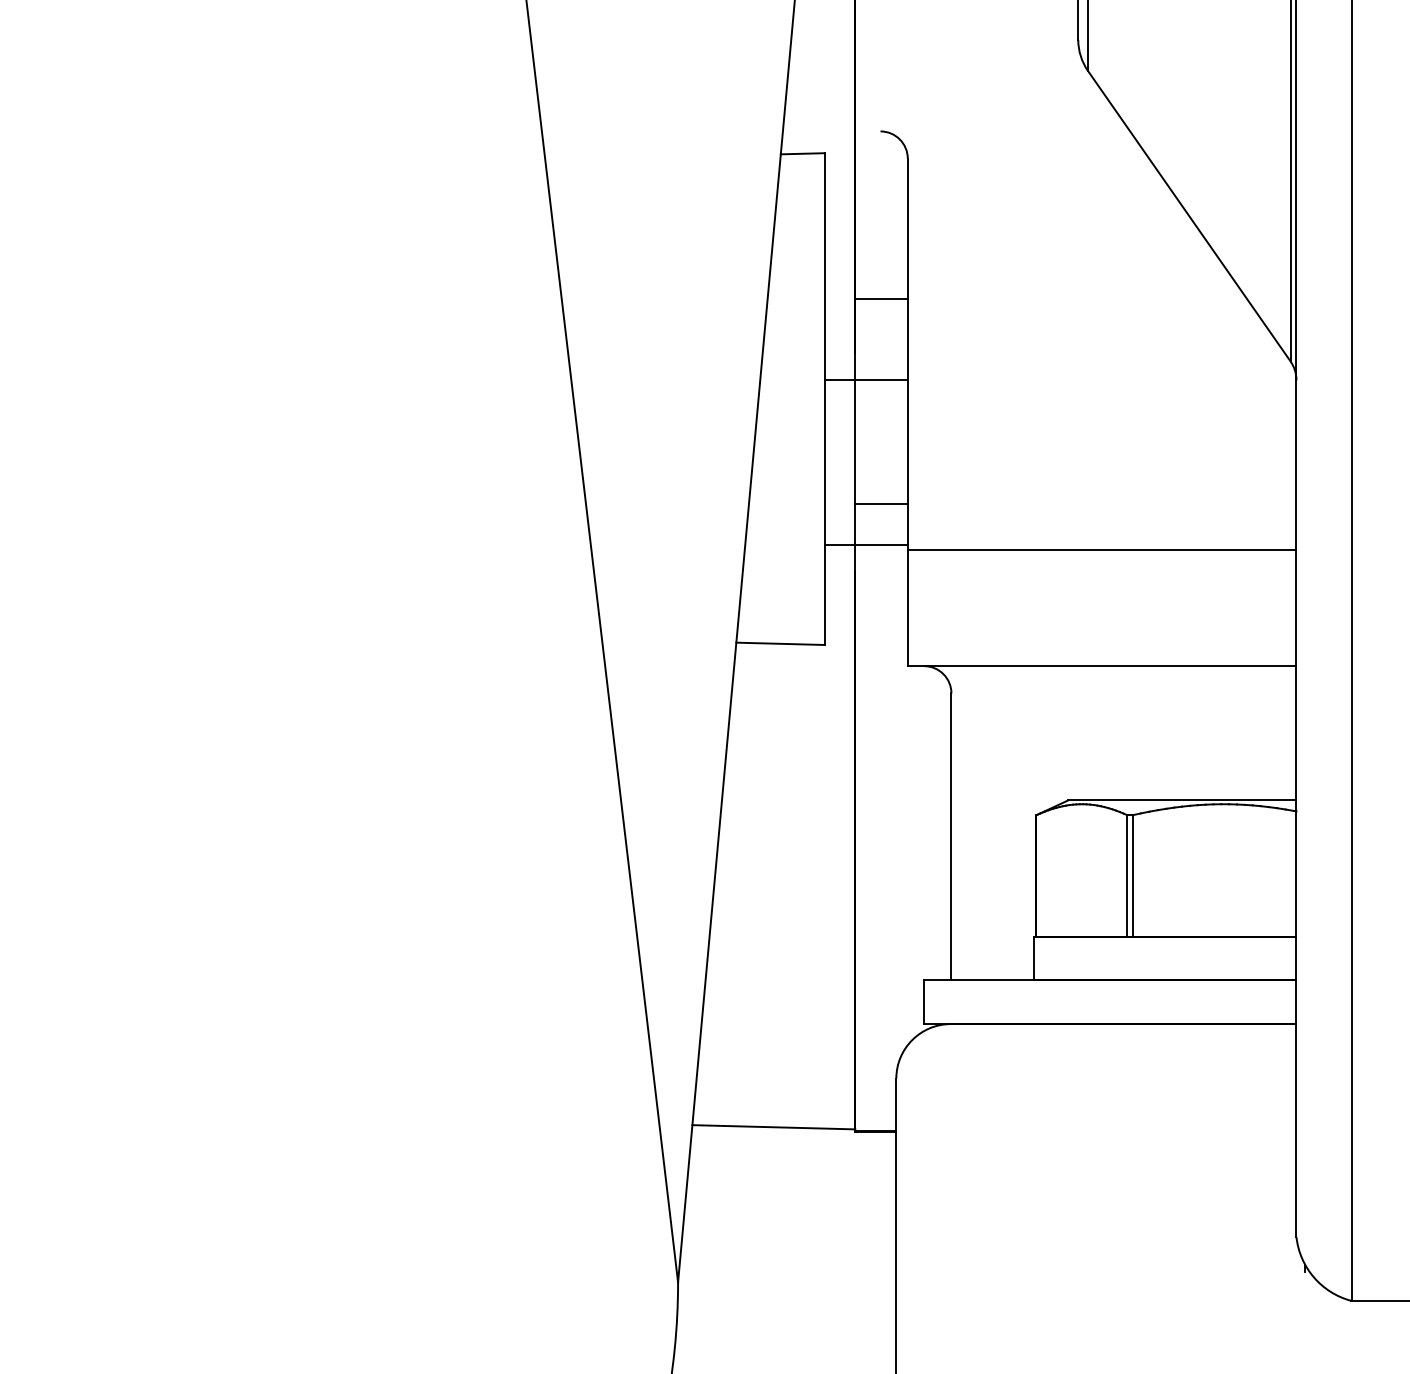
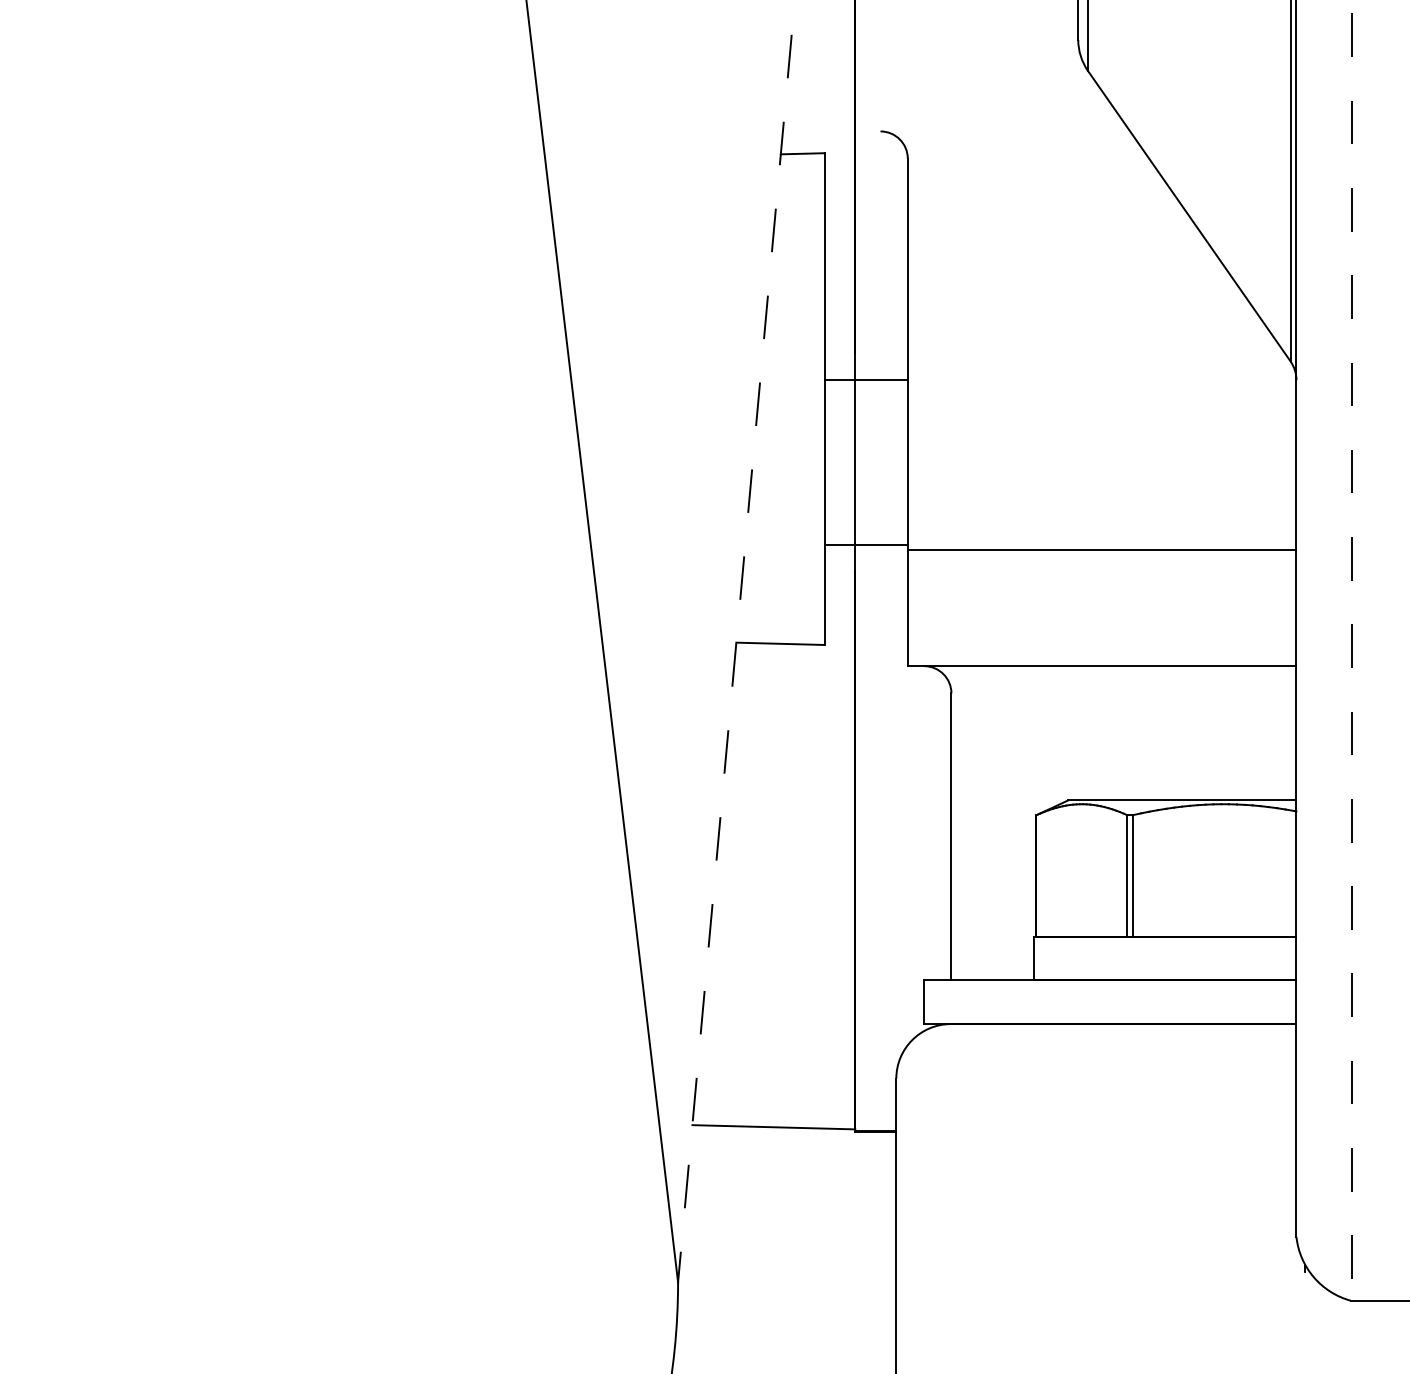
line: present -> none (881, 298)
line: present -> none (881, 504)
line: solid -> dashed (736, 641)
line: solid -> dashed (1351, 650)
